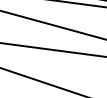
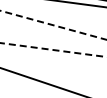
line: solid -> dashed (53, 25)
line: solid -> dashed (54, 50)
